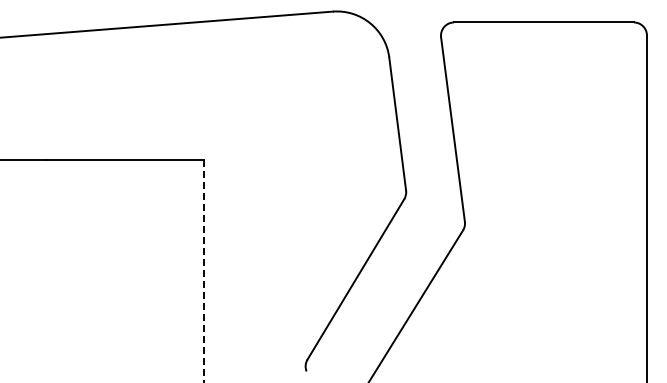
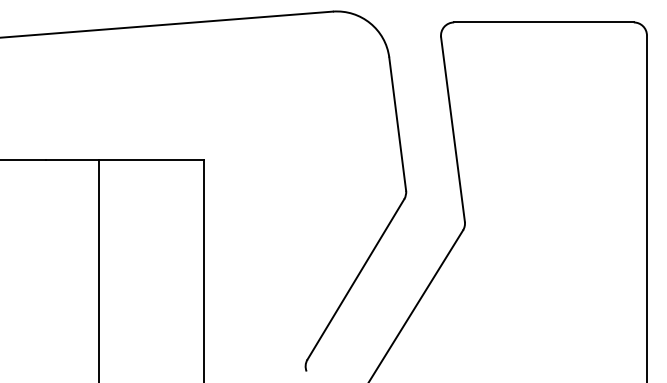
line: none -> present (98, 269)
line: dashed -> solid (204, 271)
